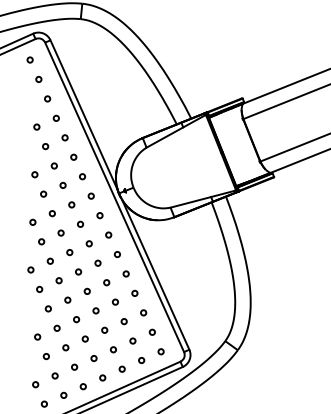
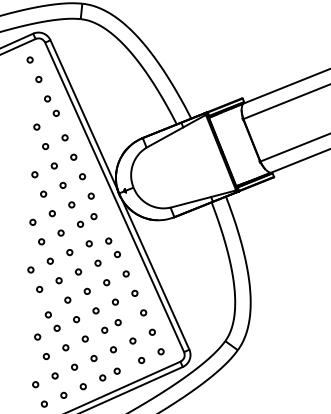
circle position: (55, 117) -> (55, 112) (55, 112)
circle position: (99, 215) -> (93, 216) (93, 216)
circle position: (108, 234) -> (108, 240) (108, 240)
circle position: (47, 308) -> (47, 314) (47, 314)
circle position: (123, 321) -> (117, 322) (117, 322)
circle position: (121, 368) -> (116, 370) (116, 370)
